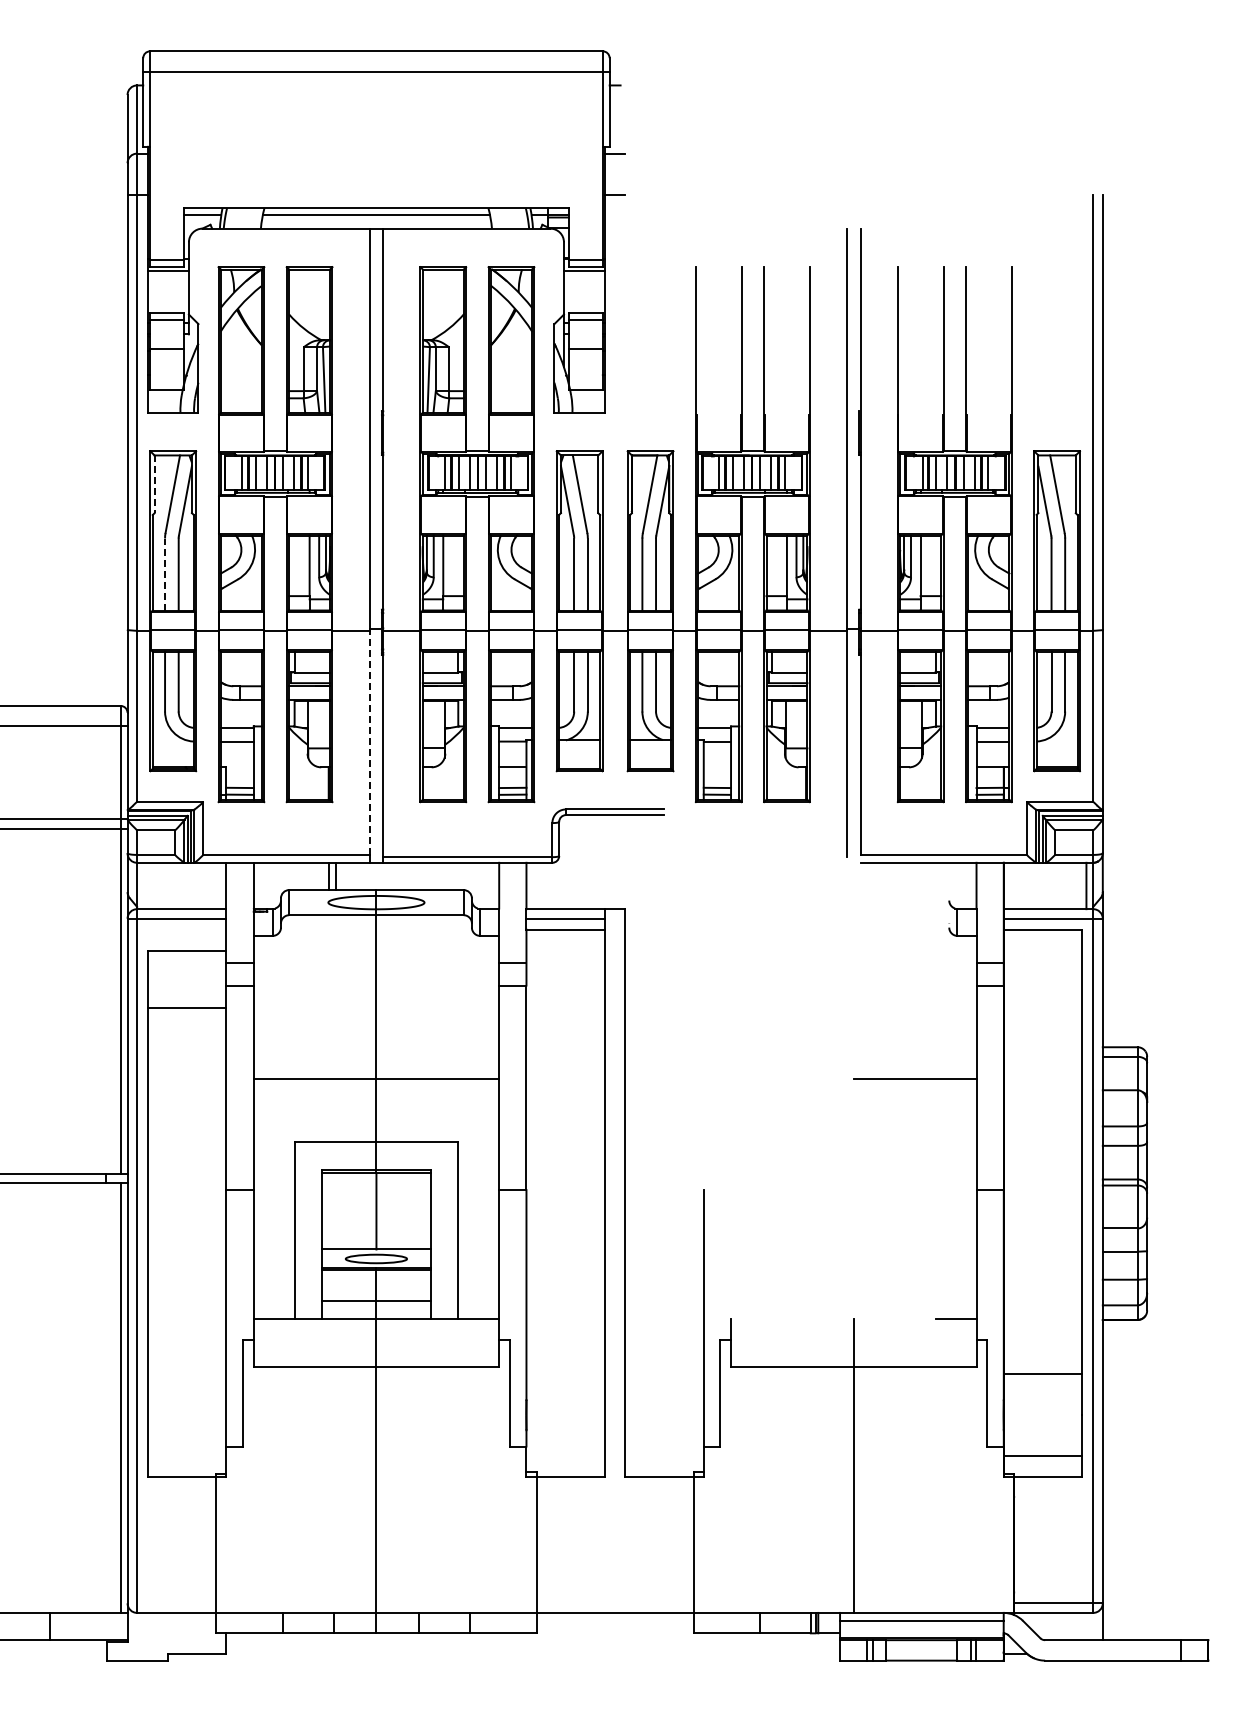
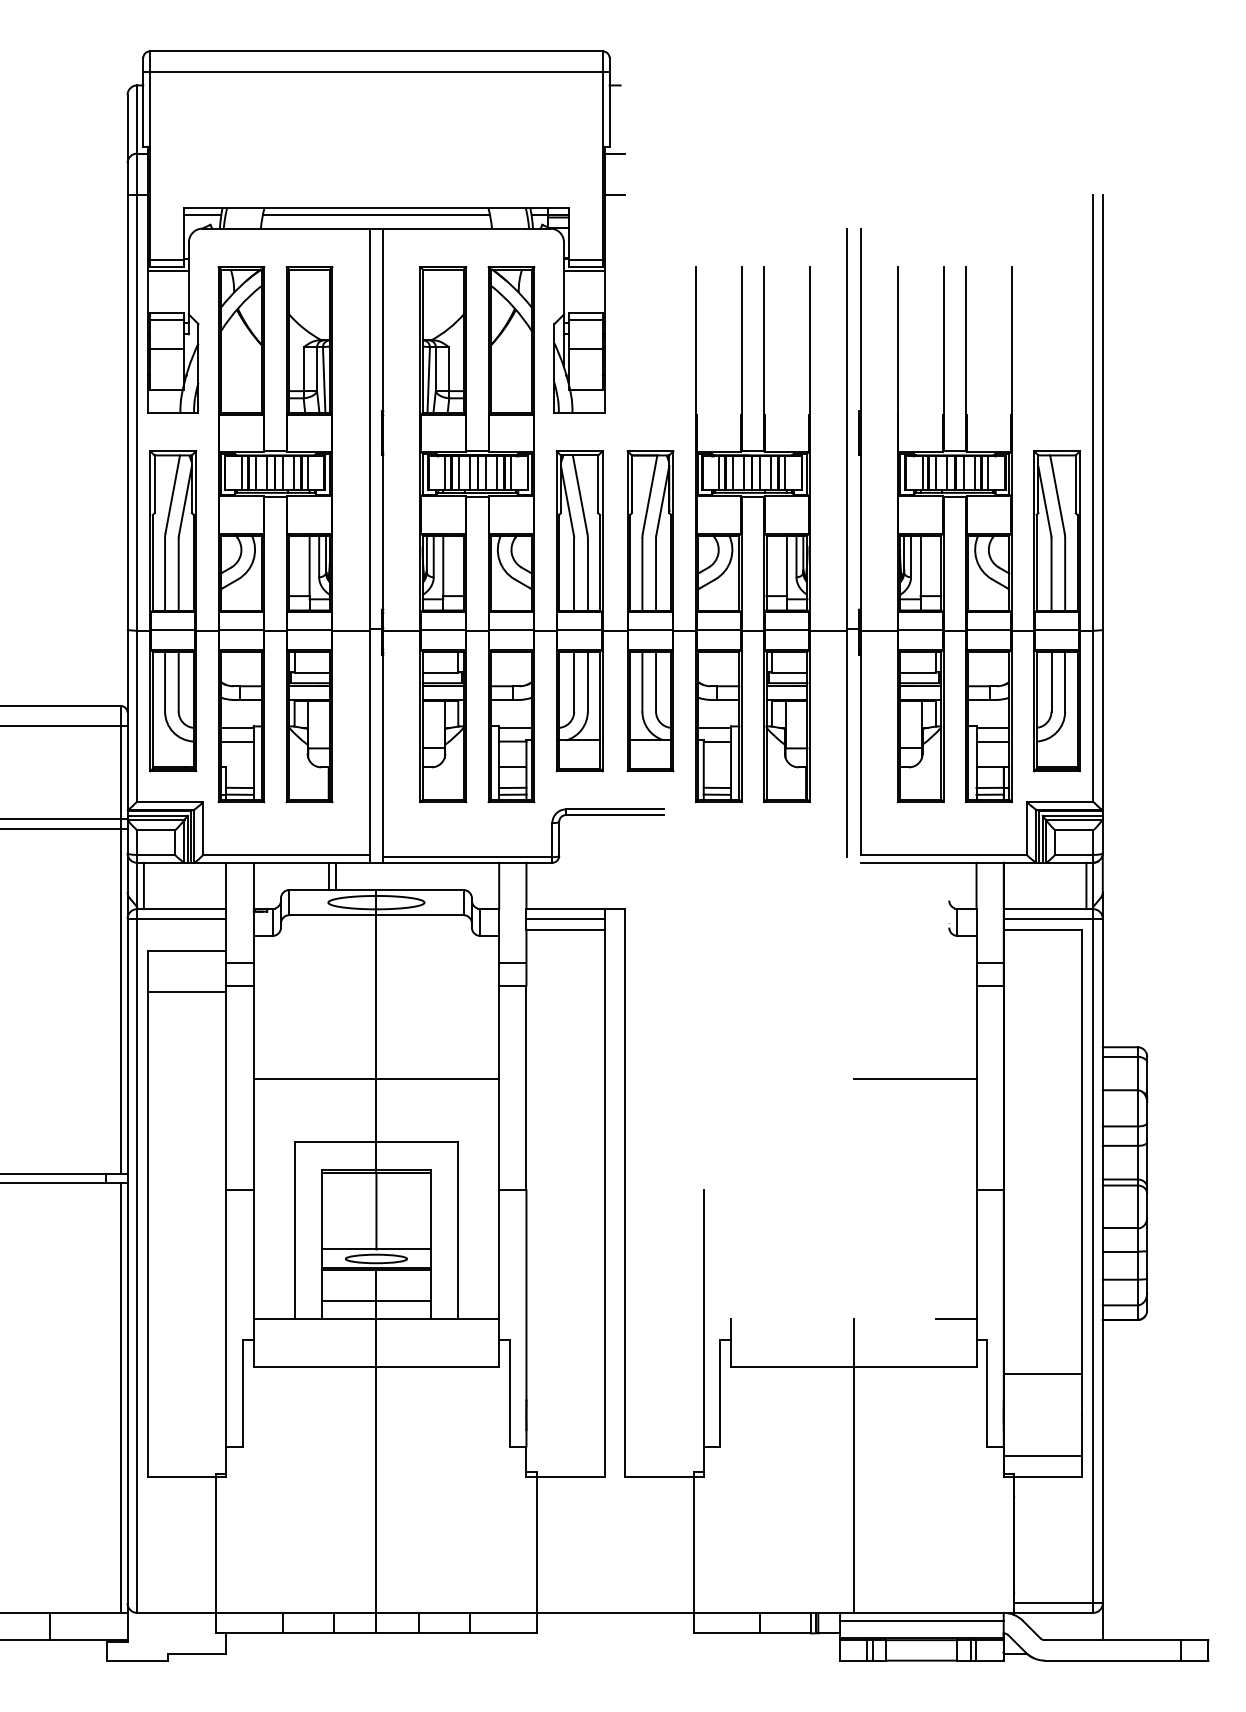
line: dashed -> solid (154, 484)
line: dashed -> solid (165, 574)
line: dashed -> solid (369, 742)
line: none -> present (143, 885)
line position: (187, 1008) -> (187, 992) (187, 992)
